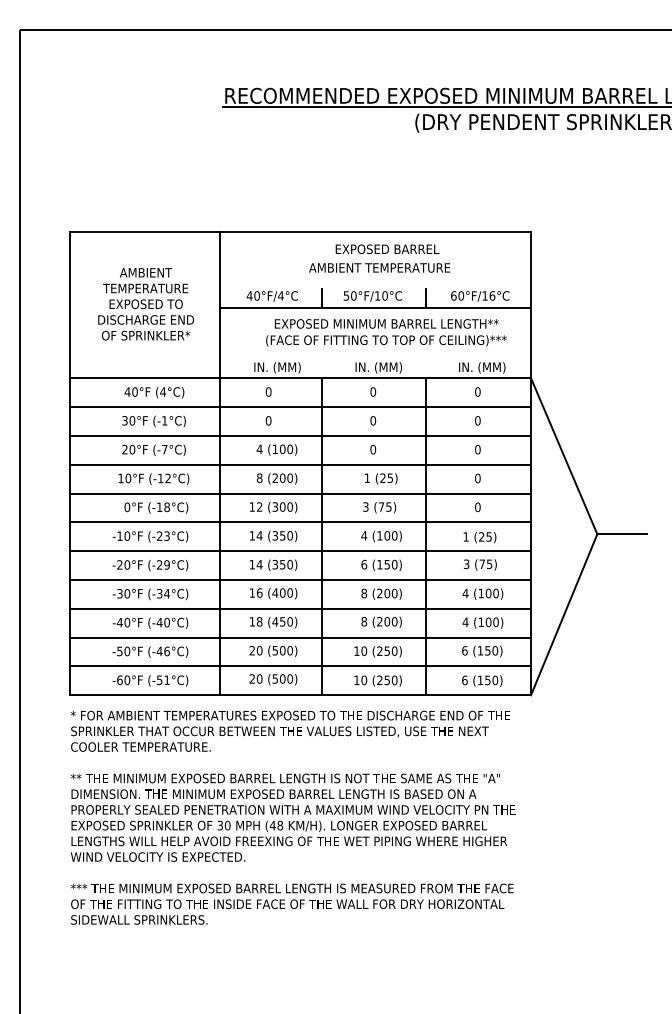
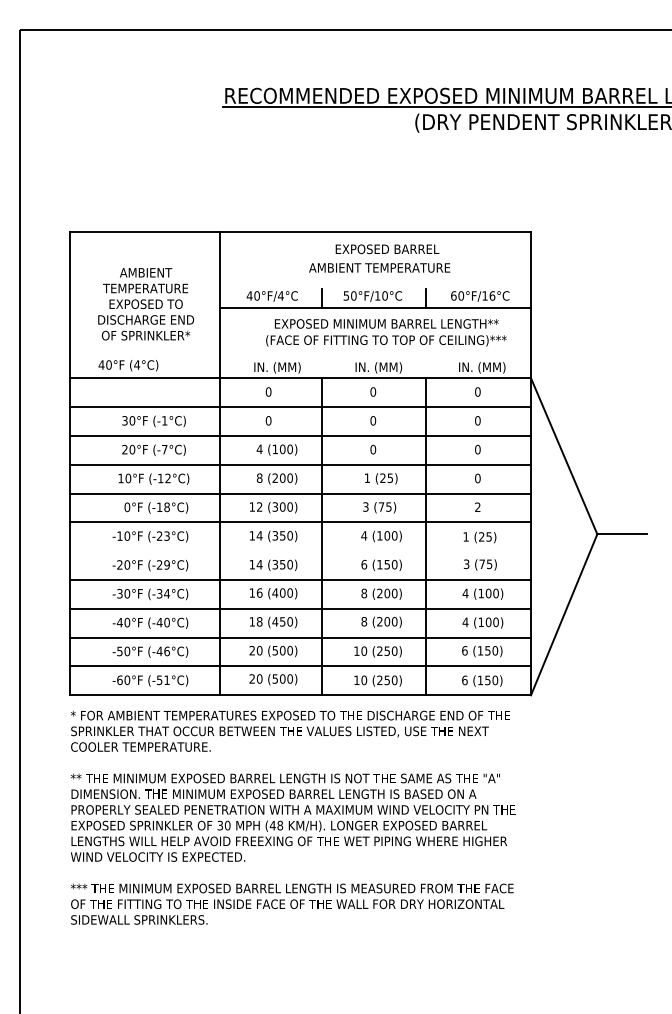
text position: (154, 392) -> (128, 365) (128, 365)
text: 0 -> 2 (477, 507)
line: present -> none (300, 551)
